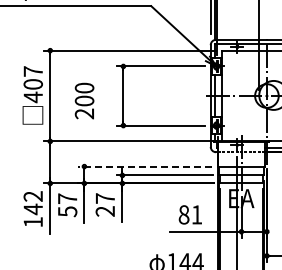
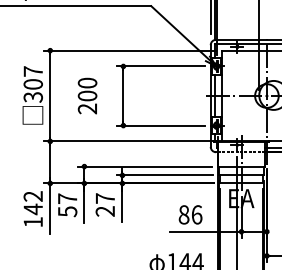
text: 407 -> 307 (33, 97)
text position: (84, 100) -> (87, 95) (87, 95)
line: dashed -> solid (145, 166)
text: 81 -> 86 (197, 214)
